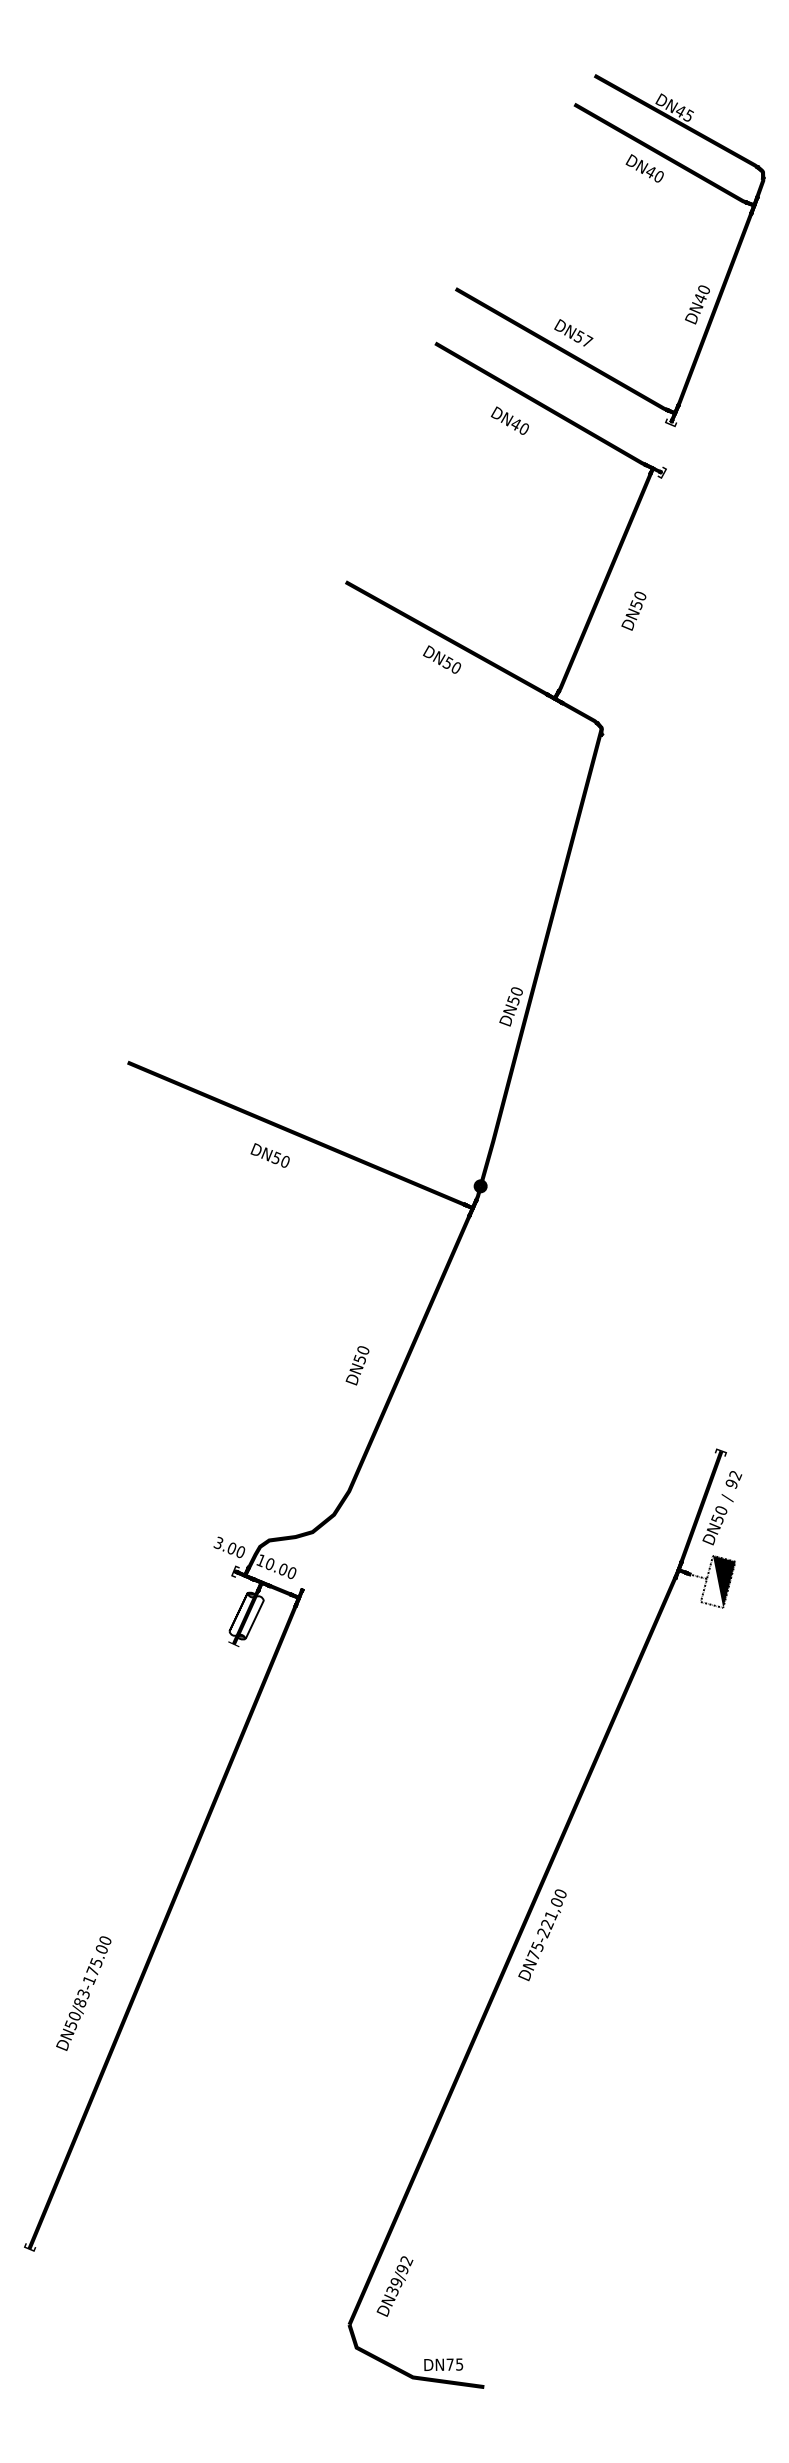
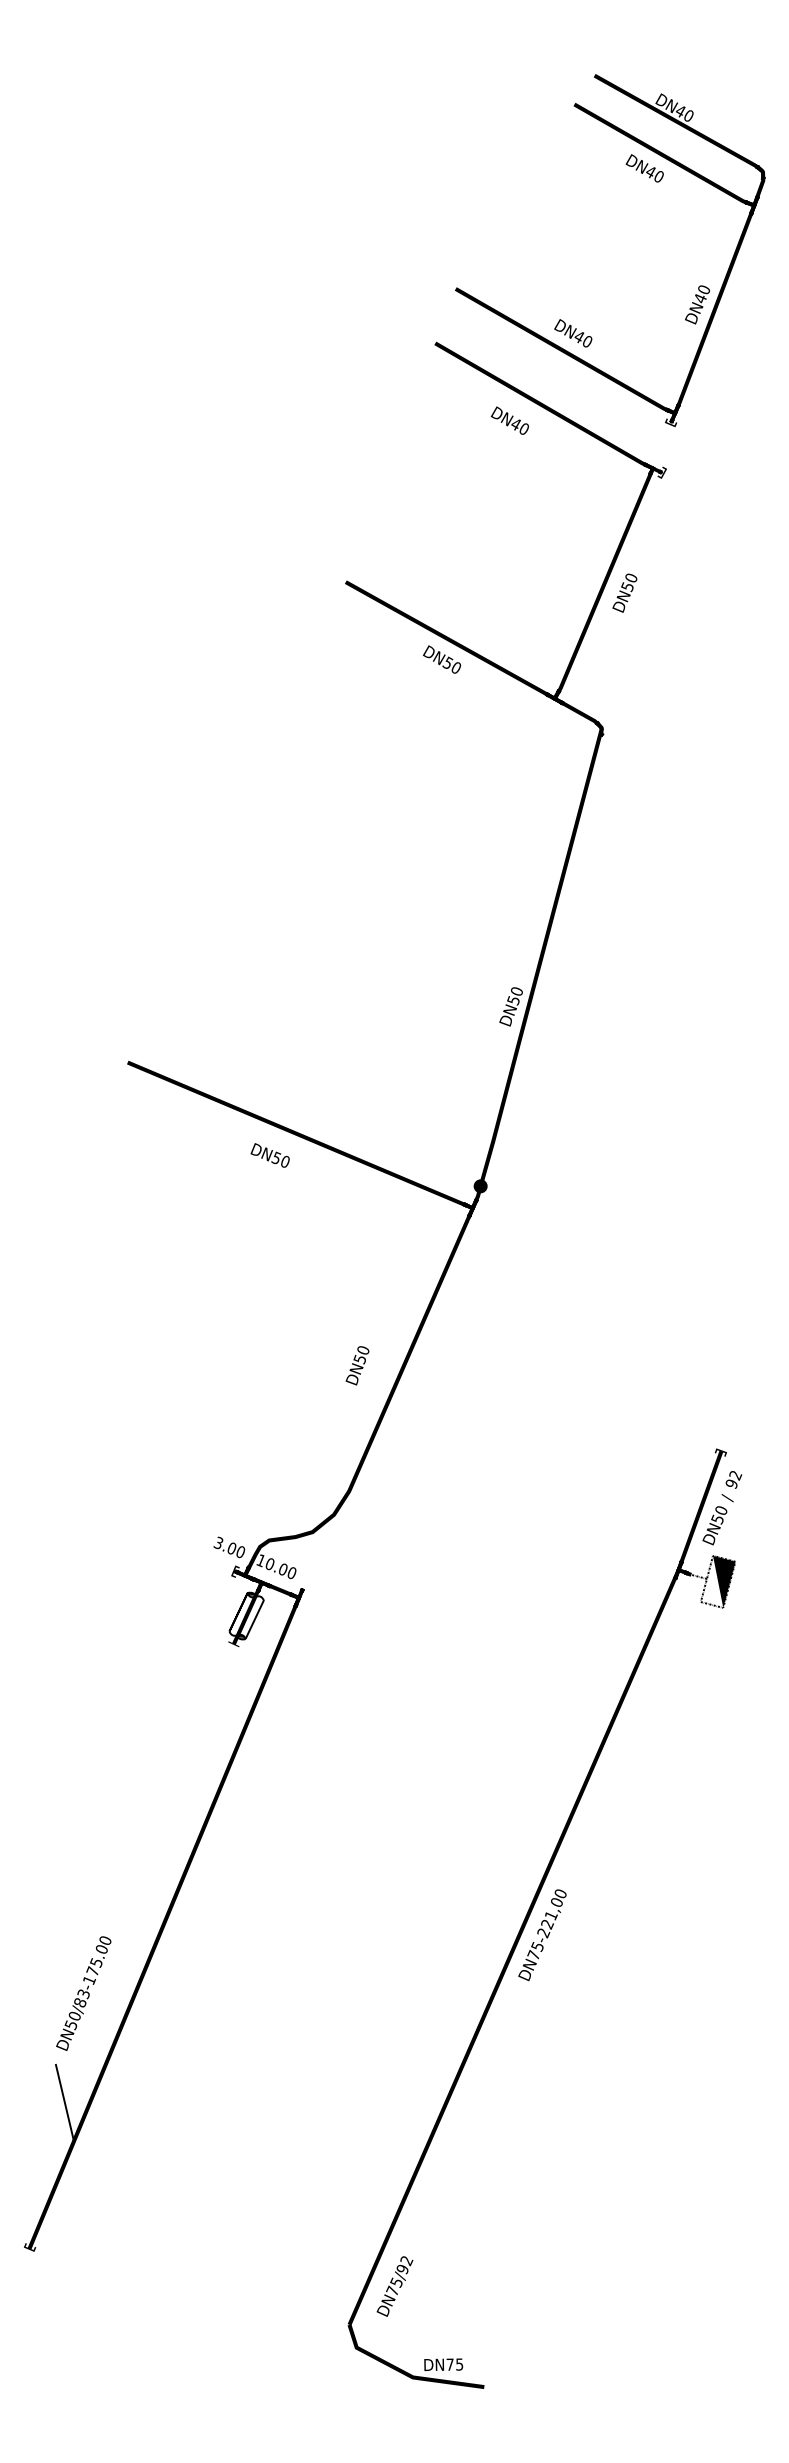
text: DN45 -> DN40 (688, 115)
text: DN57 -> DN40 (583, 338)
text position: (633, 610) -> (624, 592) (624, 592)
line: none -> present (64, 2102)
text: DN39/92 -> DN75/92 (394, 2286)
